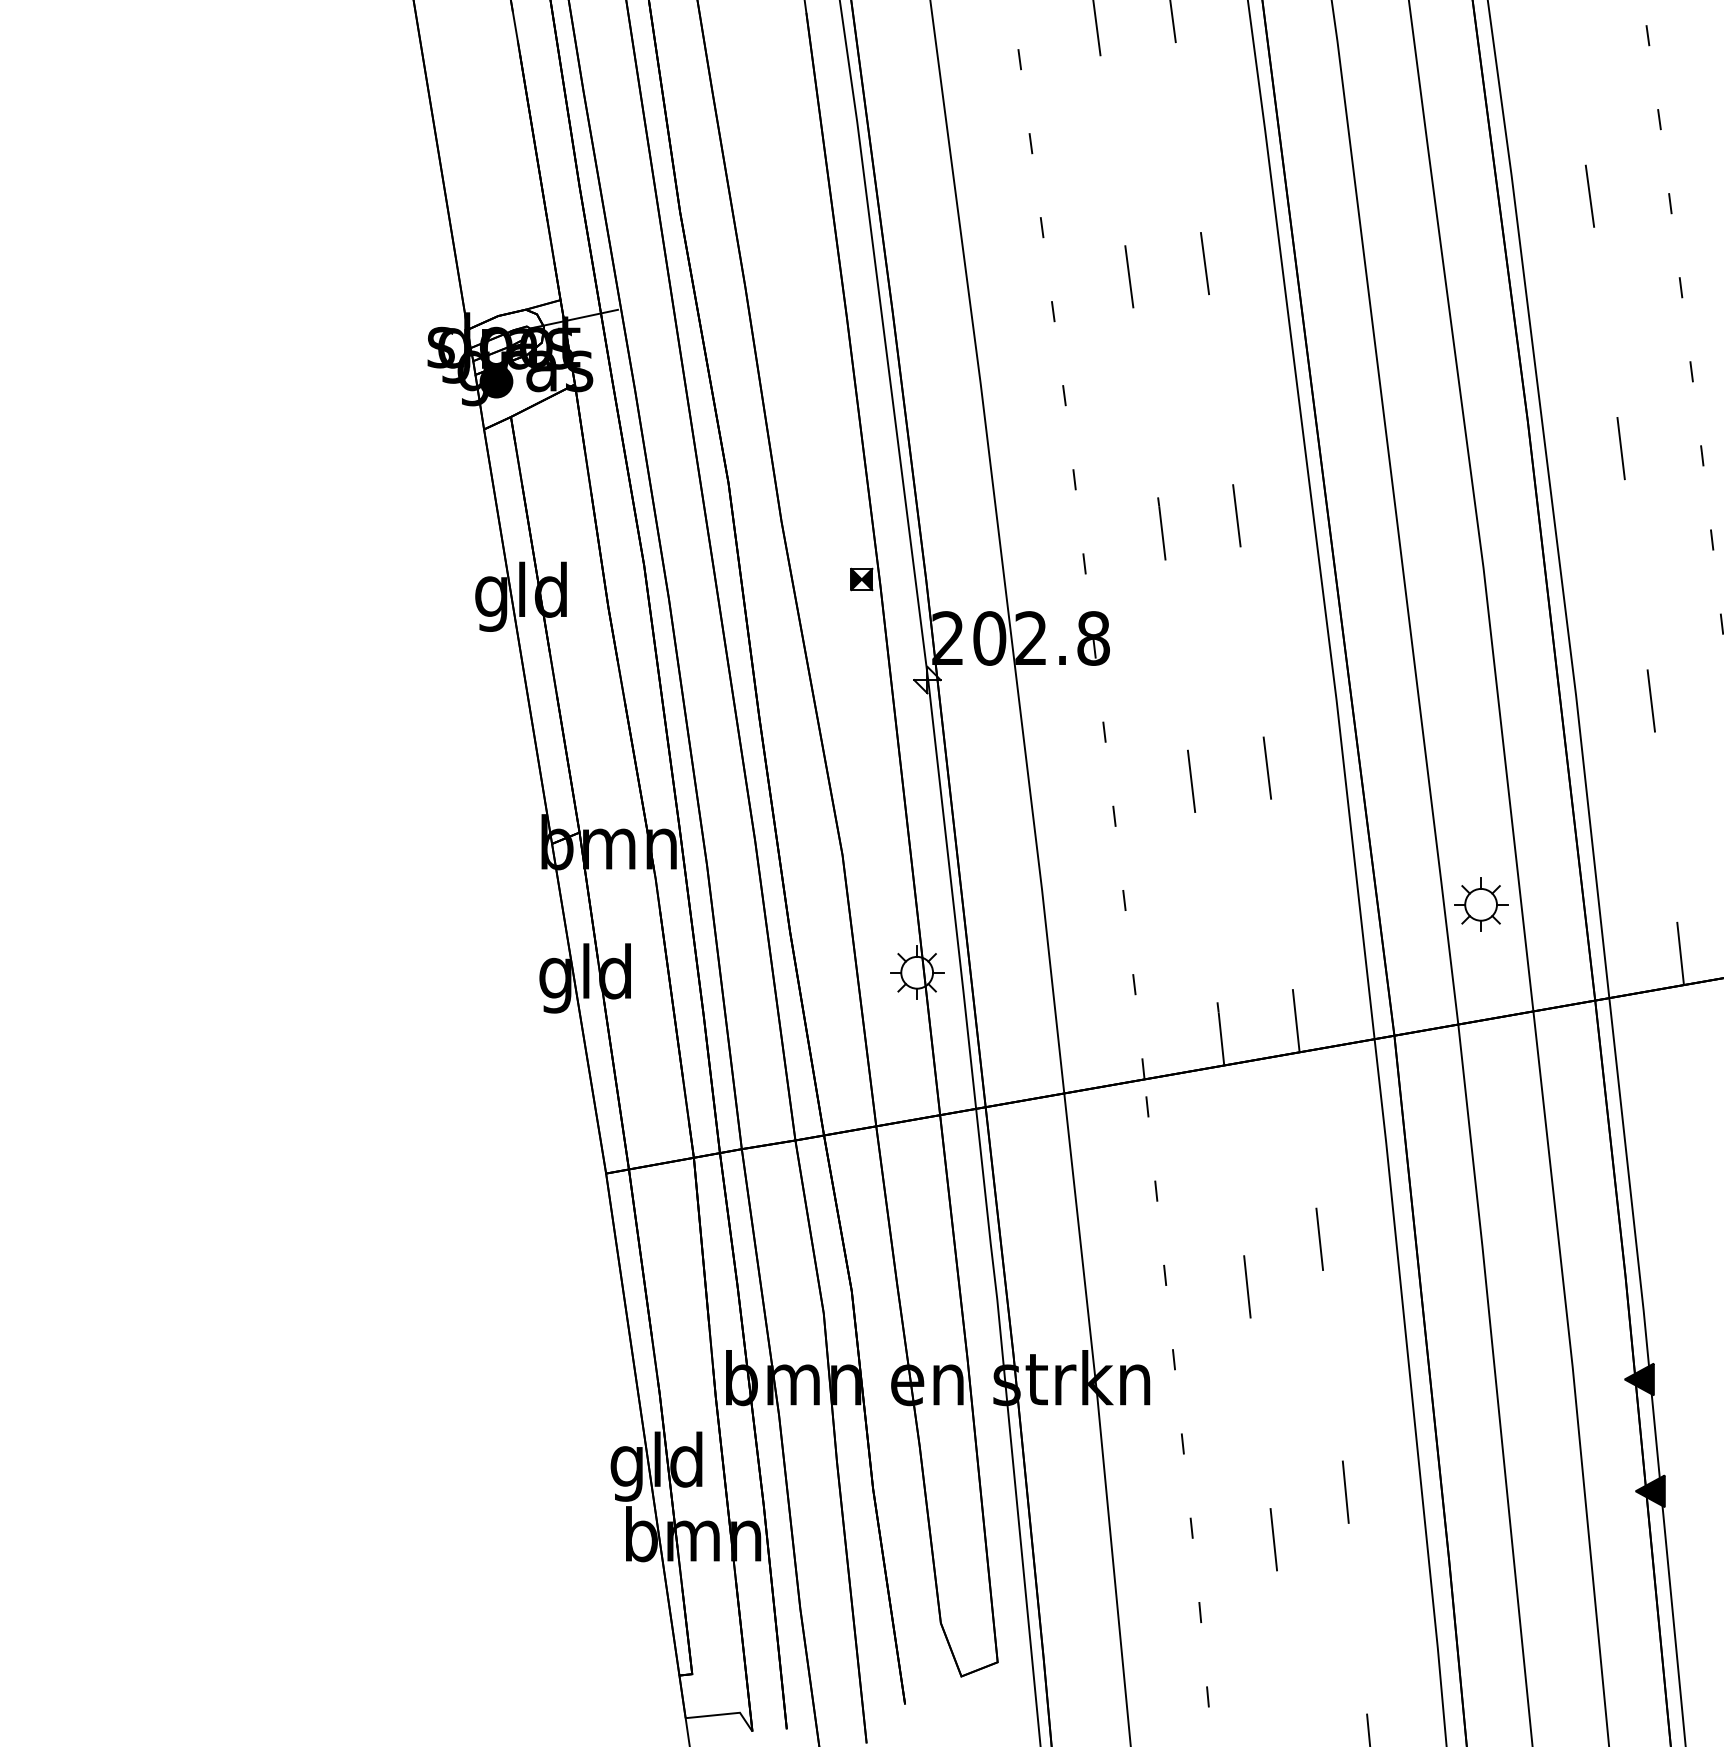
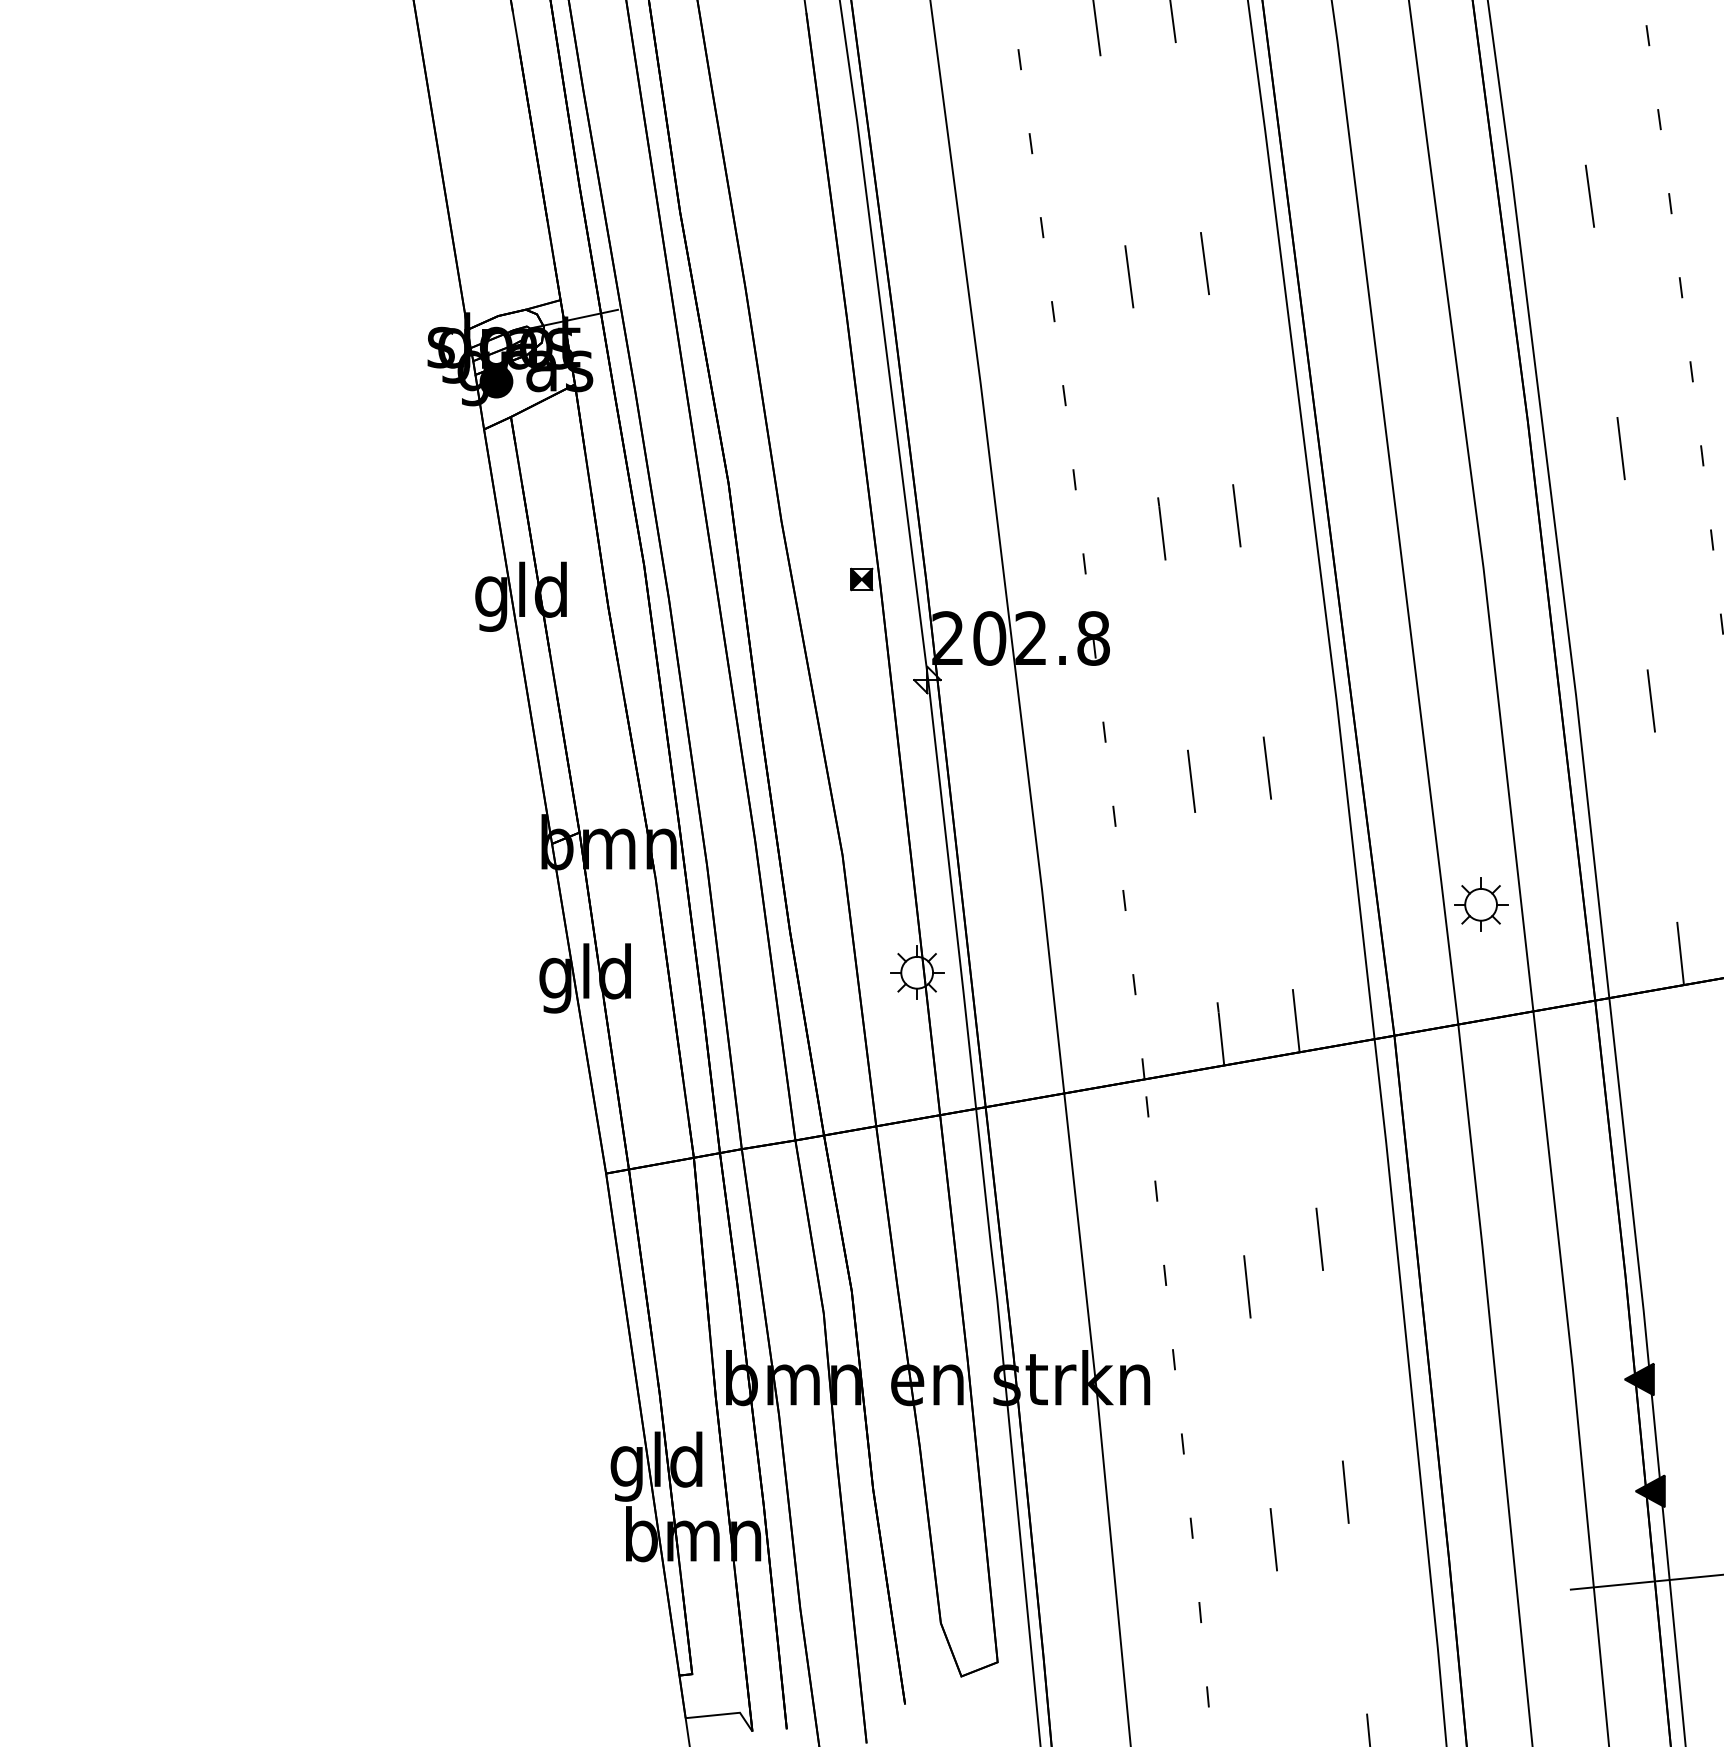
line: none -> present (1645, 1582)
